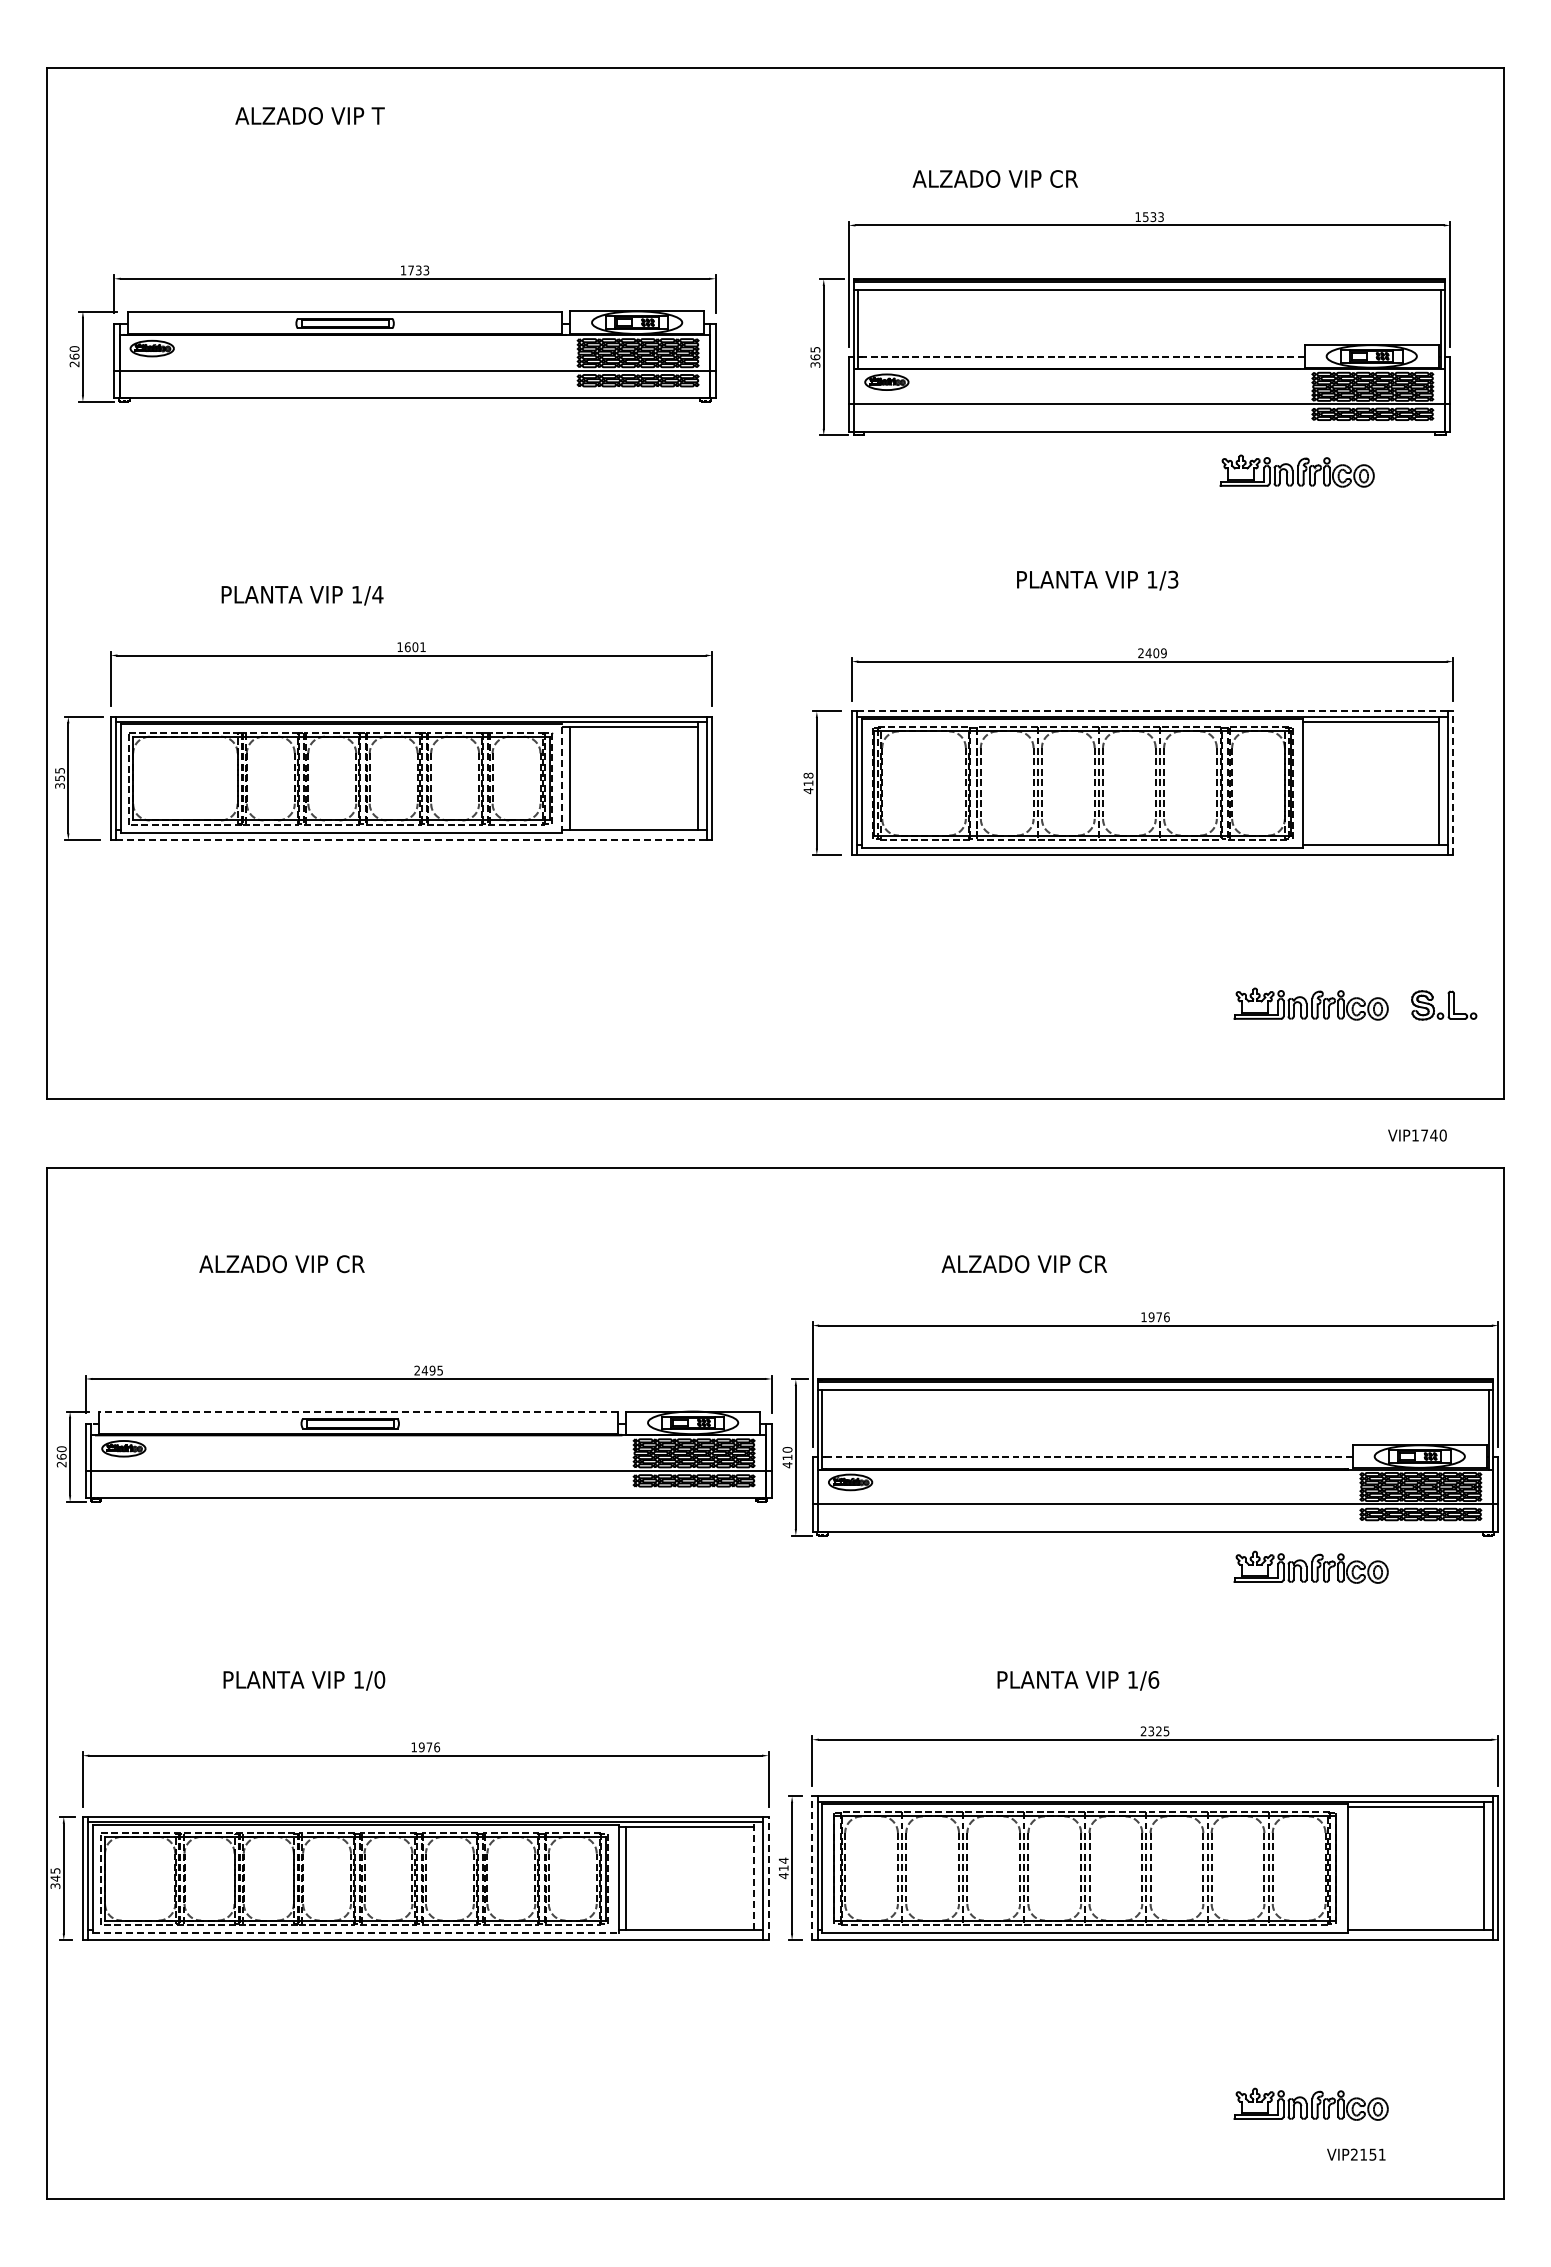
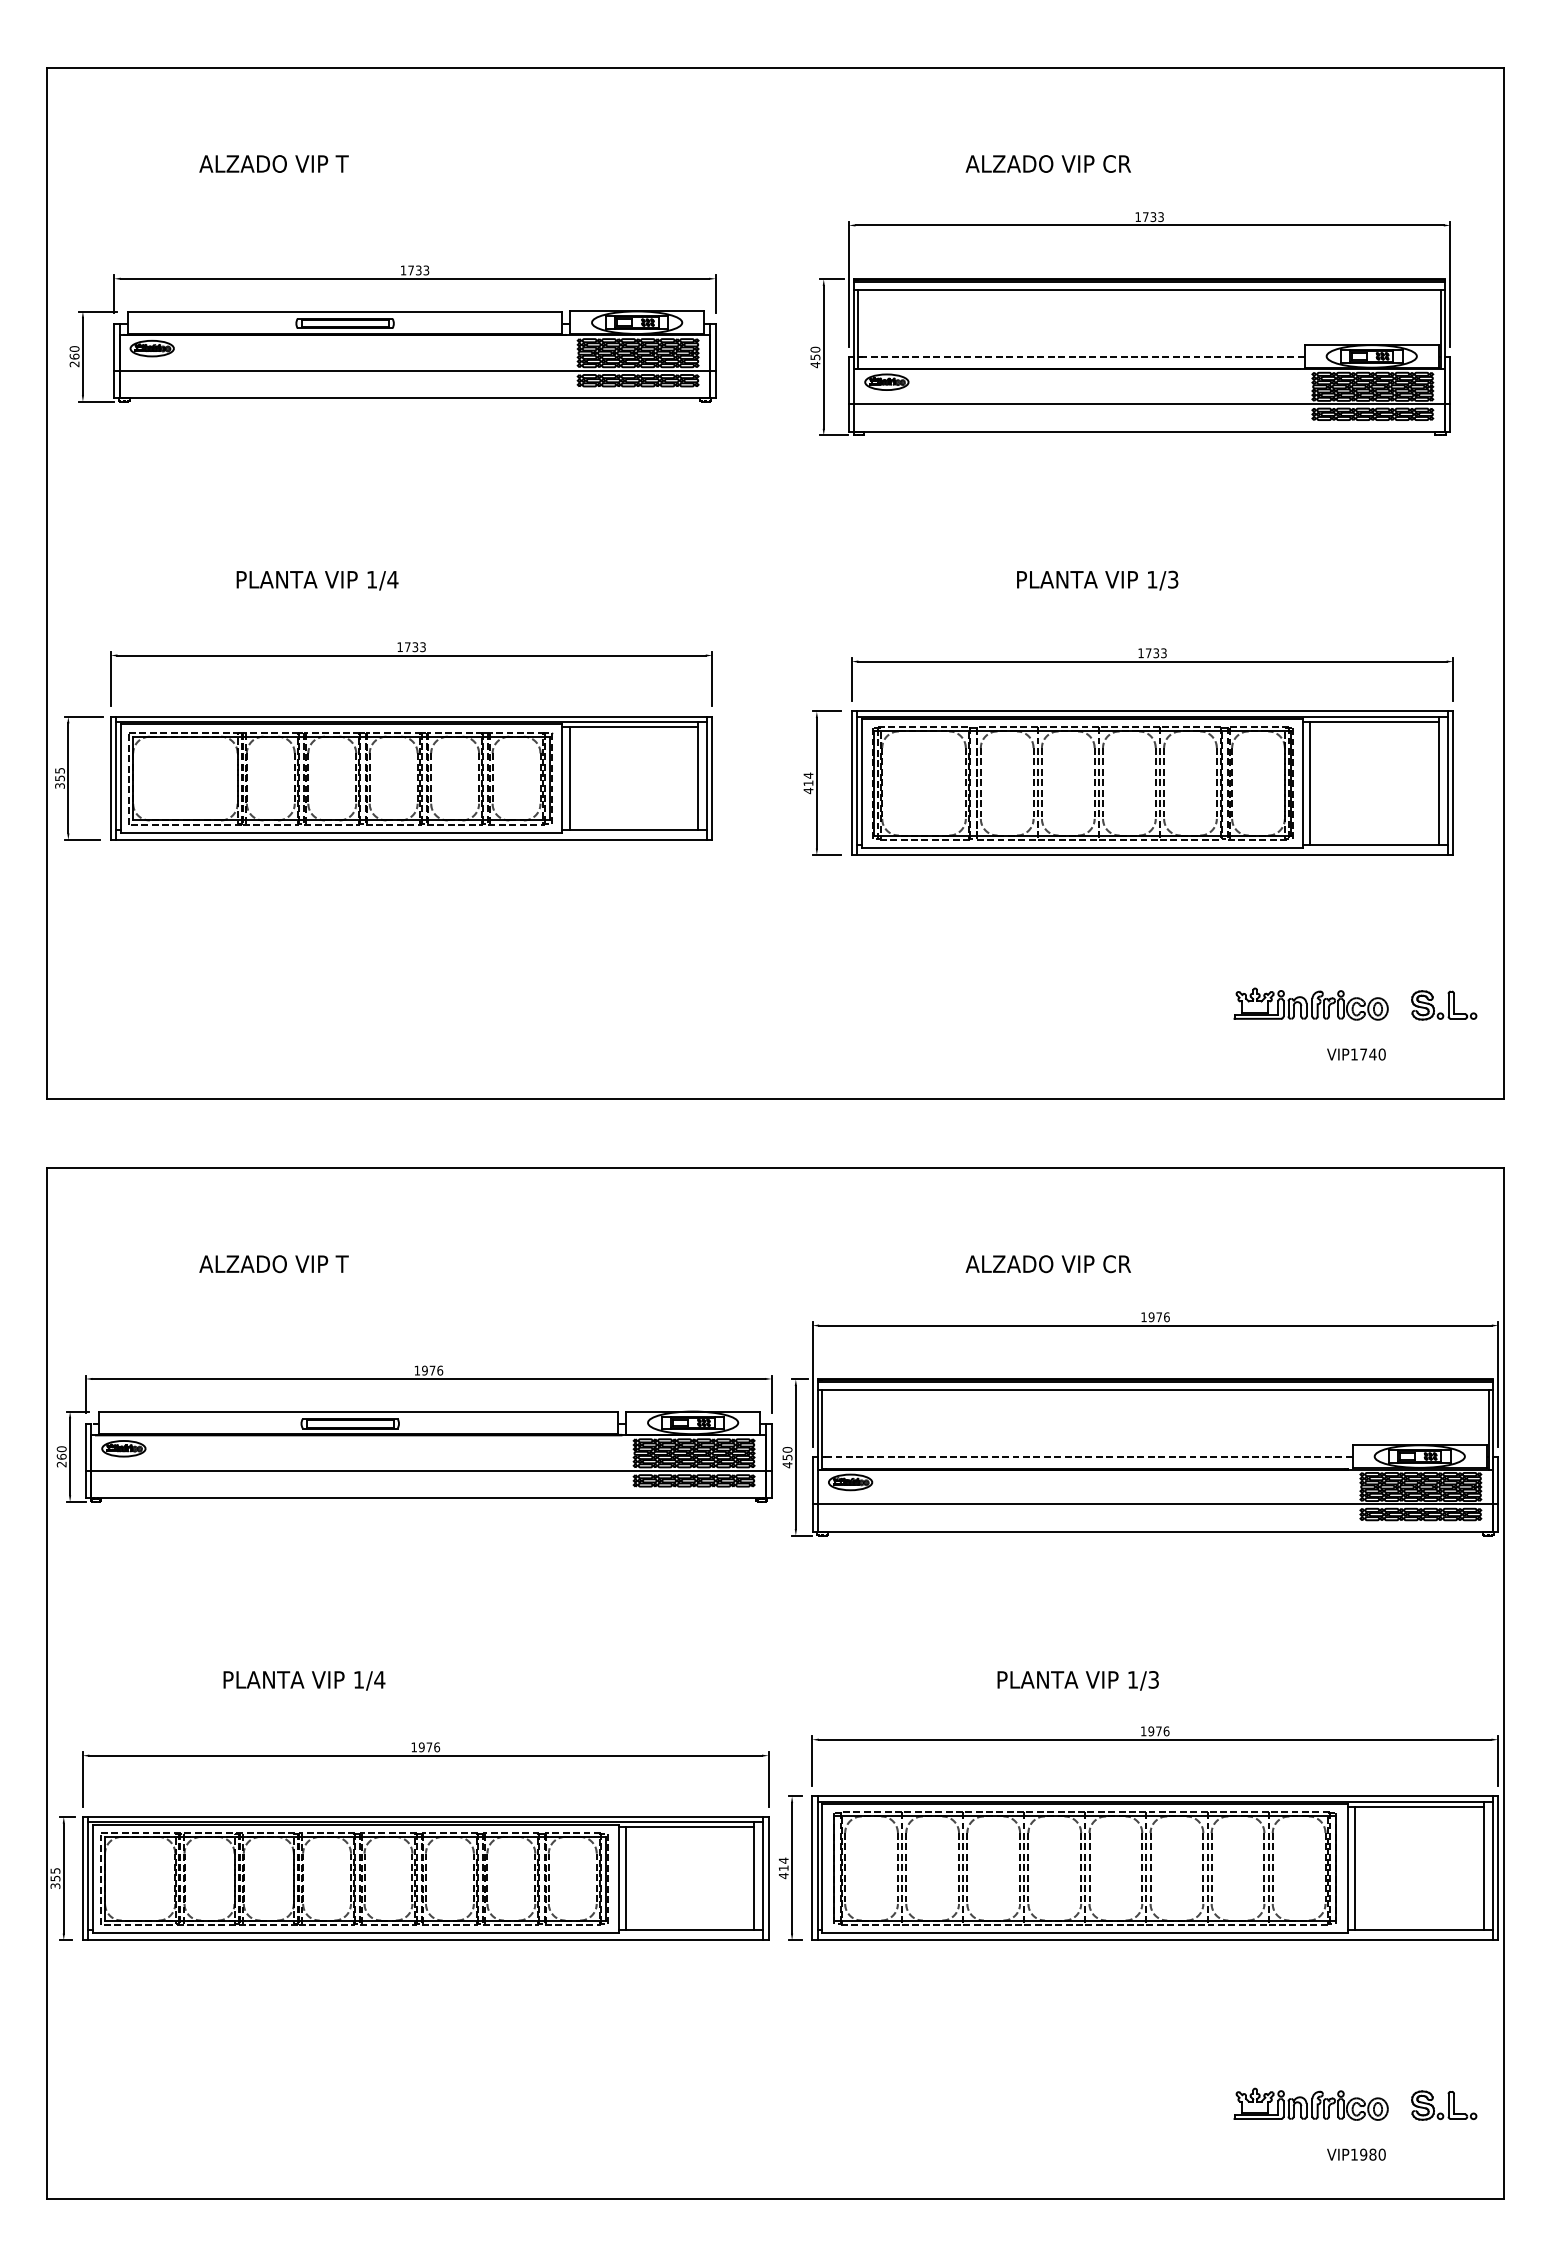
text position: (309, 115) -> (273, 163) (273, 163)
text position: (994, 178) -> (1047, 163) (1047, 163)
text: 1533 -> 1733 (1145, 217)
text: 365 -> 450 (815, 357)
part: present -> none (1296, 470)
text position: (302, 595) -> (317, 580) (317, 580)
text: 1601 -> 1733 (414, 647)
text: 2409 -> 1733 (1152, 653)
line: dashed -> solid (1153, 711)
text: 418 -> 414 (808, 775)
line: dashed -> solid (562, 778)
line: none -> present (1310, 783)
line: dashed -> solid (1453, 783)
line: dashed -> solid (412, 840)
text position: (1417, 1135) -> (1356, 1054) (1356, 1054)
text: ALZADO VIP CR -> ALZADO VIP T (349, 1264)
text position: (1023, 1264) -> (1047, 1264) (1047, 1264)
text: 2495 -> 1976 (428, 1370)
line: dashed -> solid (358, 1411)
text: 410 -> 450 (787, 1457)
part: present -> none (1310, 1566)
text: 1/0 -> 1/4 (379, 1679)
text: 1/6 -> 1/3 (1153, 1679)
text: 2325 -> 1976 (1154, 1731)
line: dashed -> solid (812, 1868)
line: none -> present (1355, 1868)
line: dashed -> solid (754, 1875)
text: 345 -> 355 (55, 1878)
line: dashed -> solid (768, 1878)
line: dashed -> solid (355, 1932)
part: none -> present (1444, 2105)
text: VIP2151 -> VIP1980 (1368, 2154)
